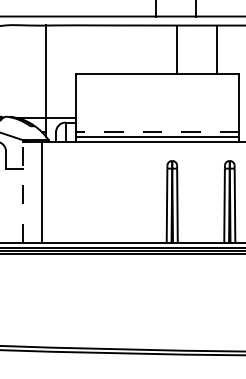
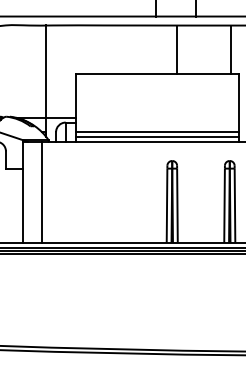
line position: (216, 49) -> (230, 49) (230, 49)
line: dashed -> solid (157, 132)
line: dashed -> solid (22, 192)
